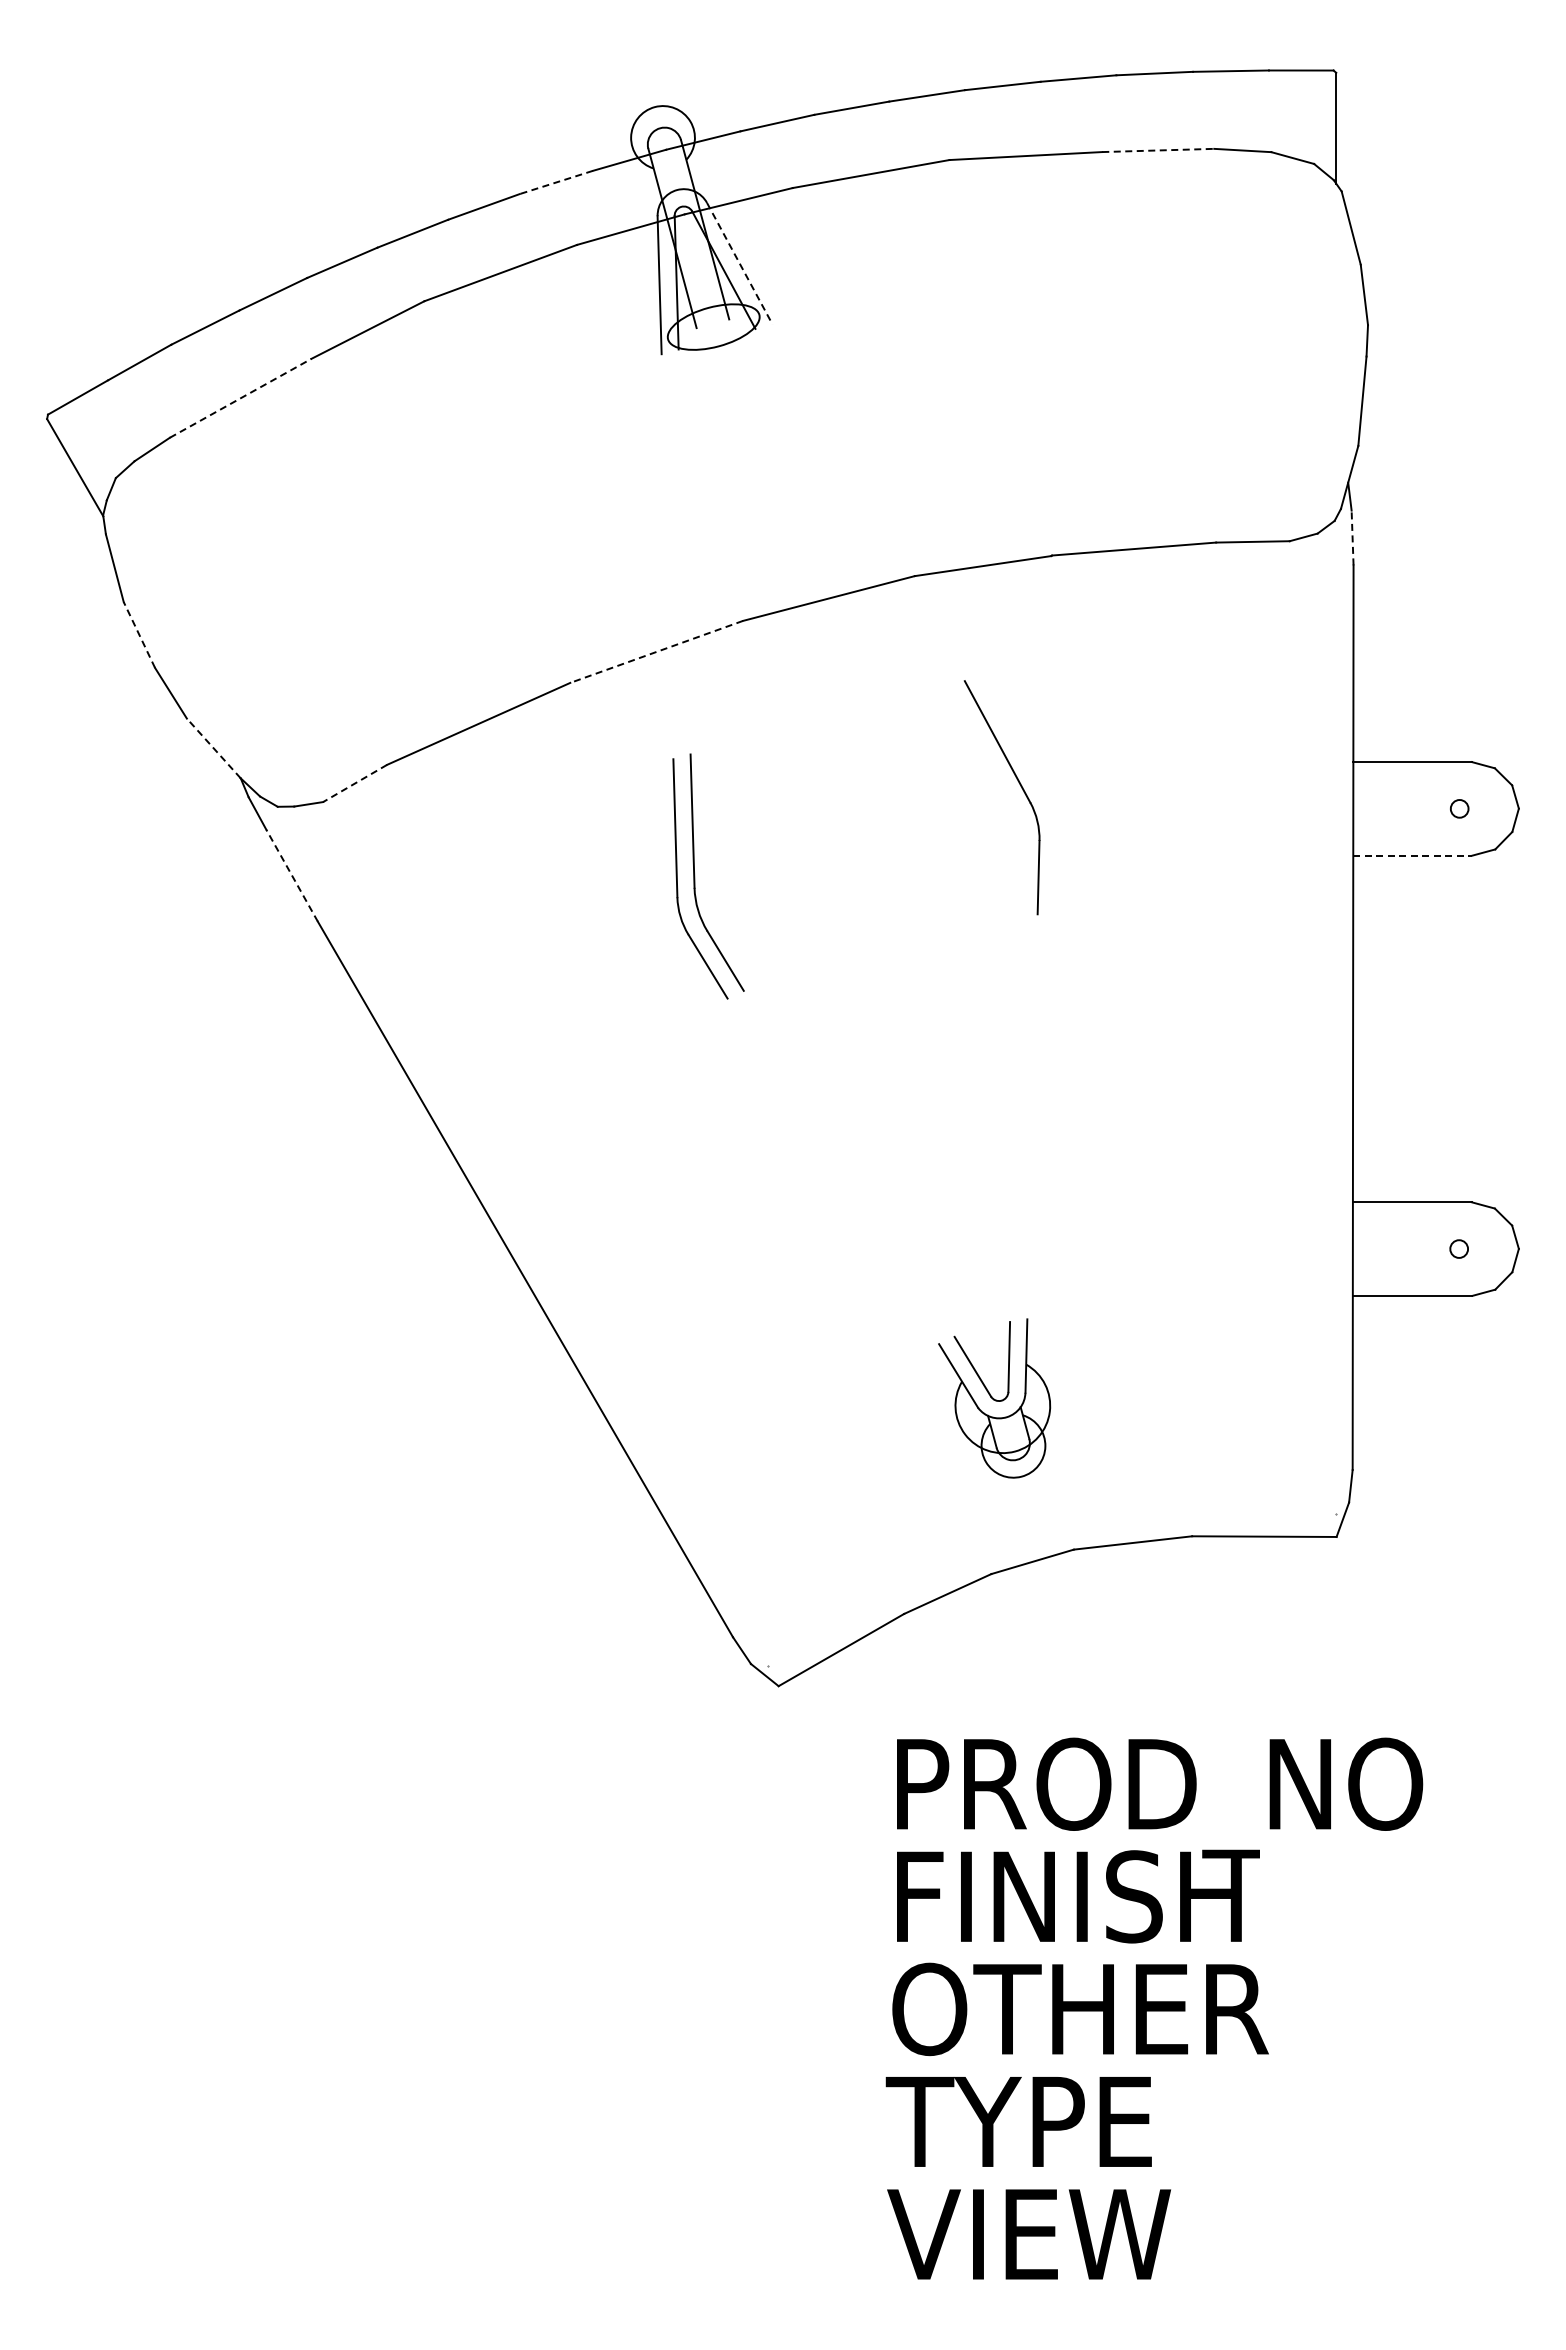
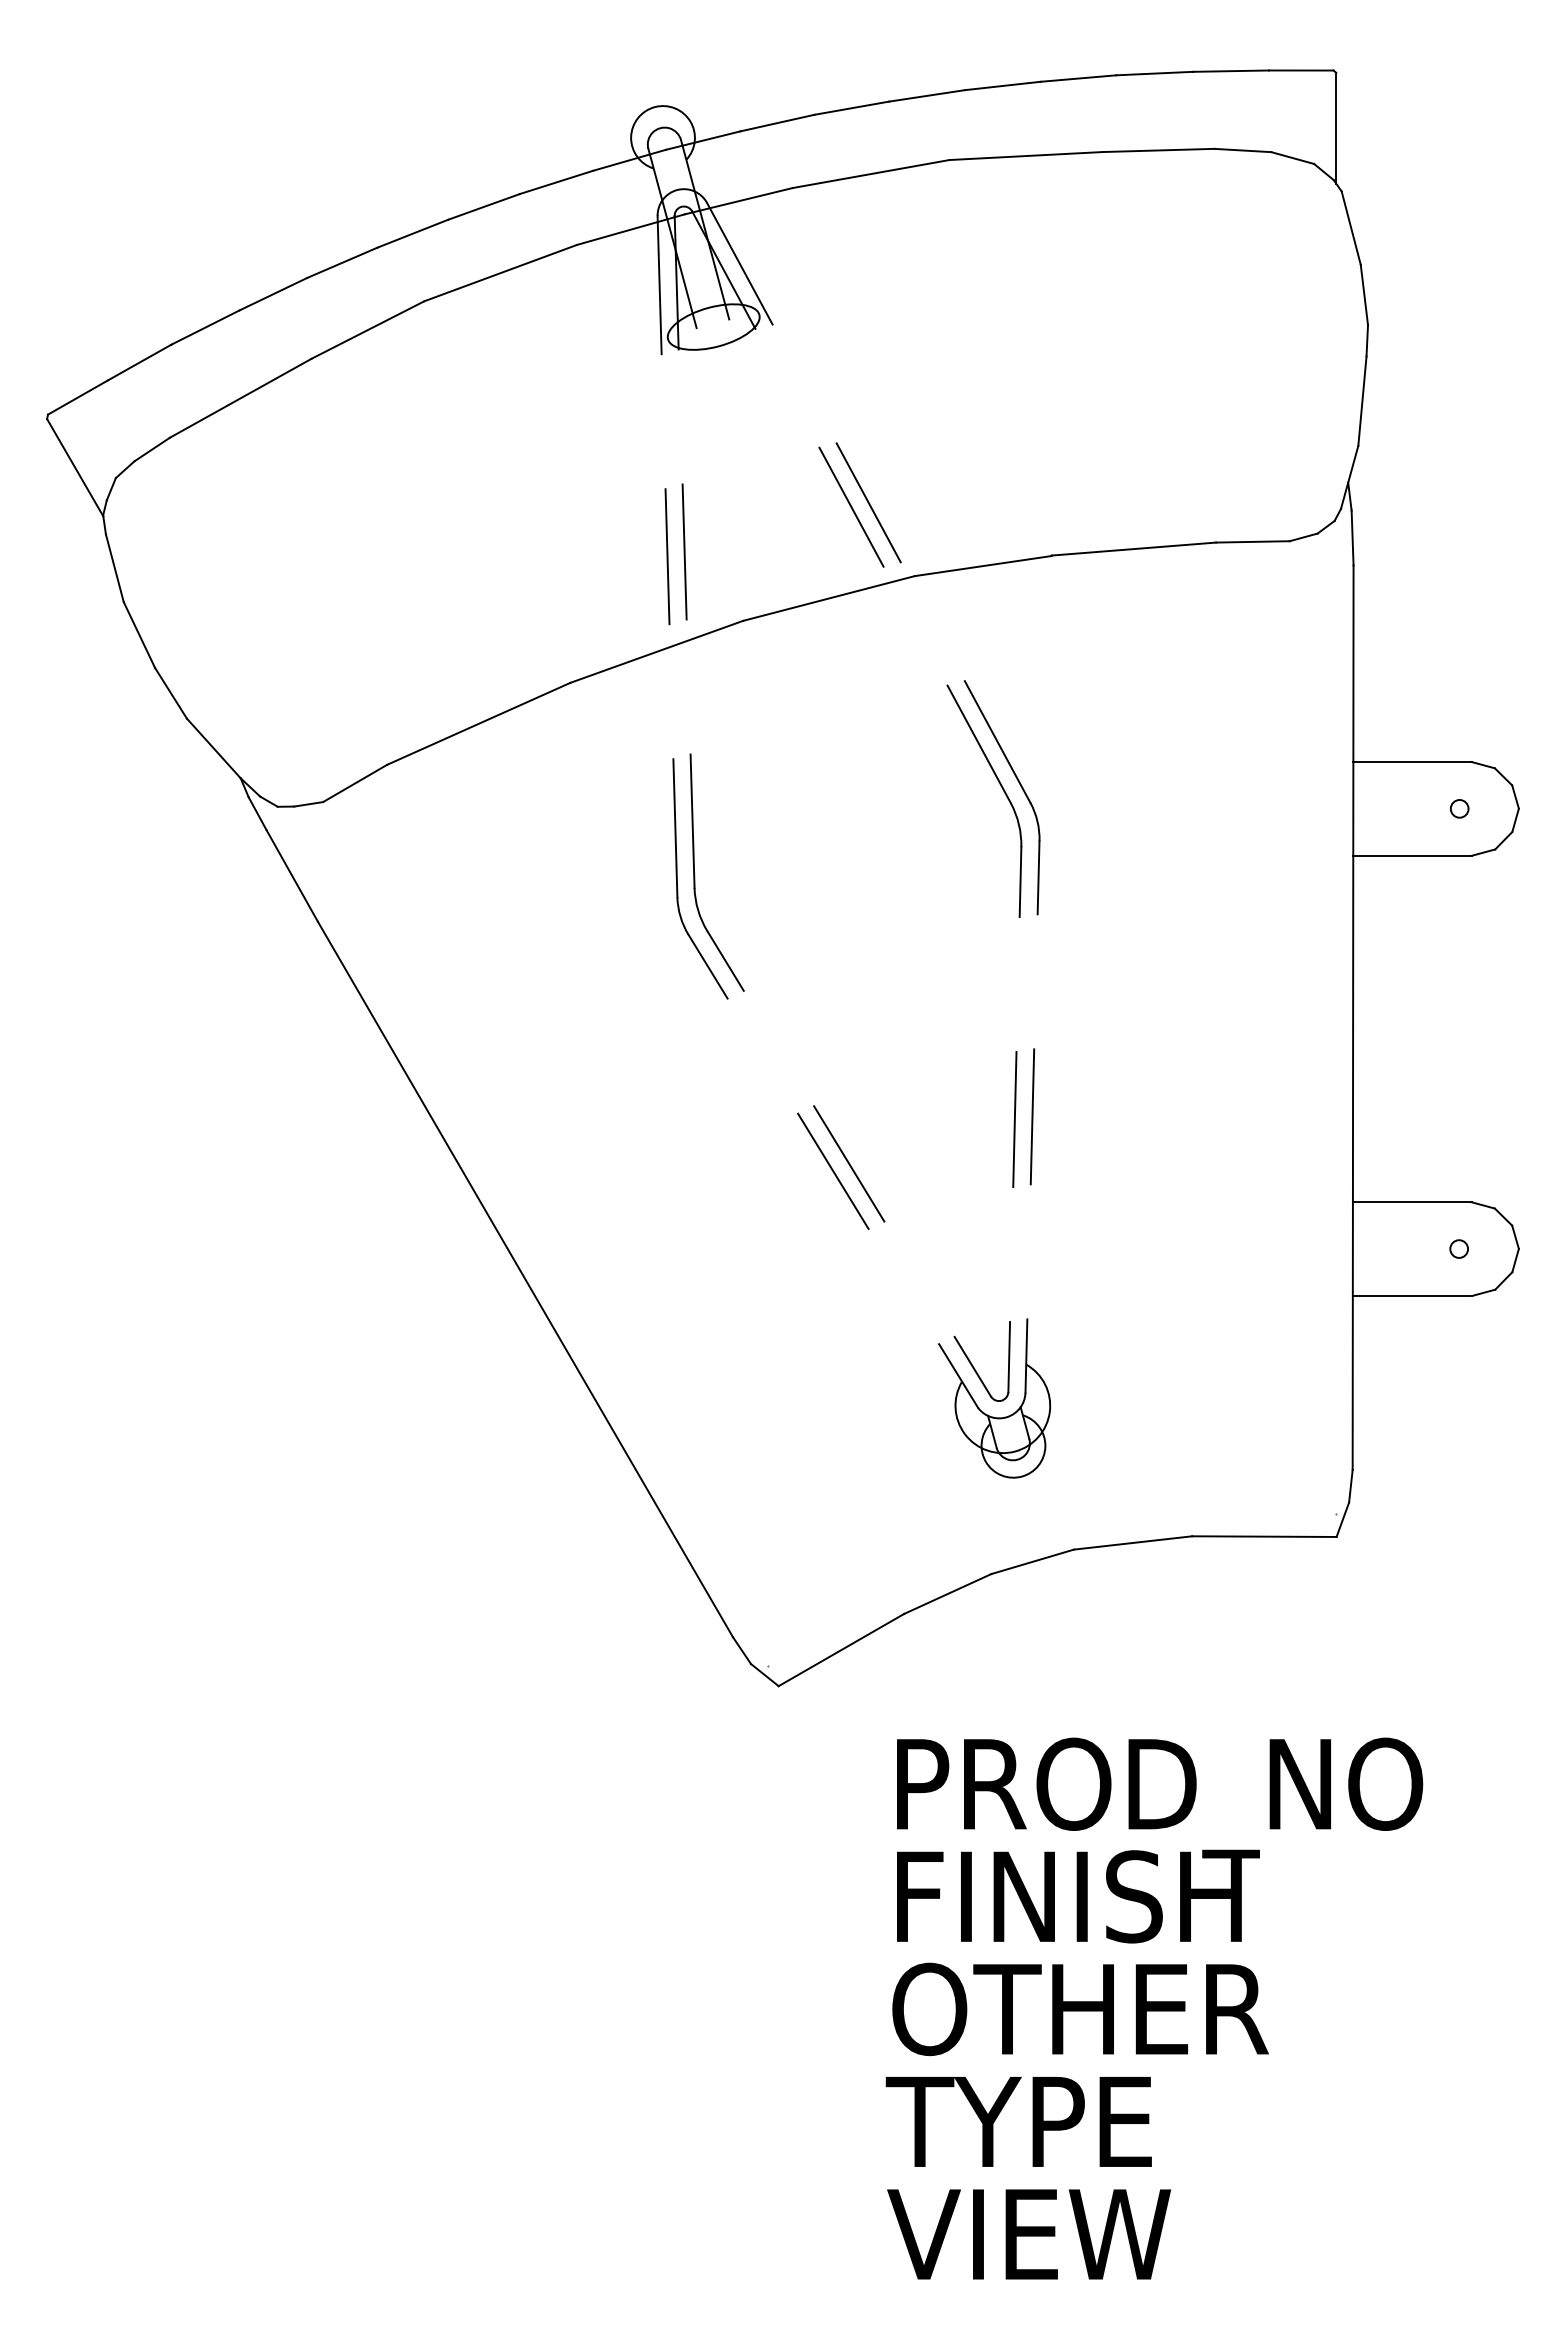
line: dashed -> solid (1158, 150)
line: dashed -> solid (555, 182)
line: dashed -> solid (740, 264)
line: dashed -> solid (241, 398)
line: none -> present (868, 502)
line: none -> present (851, 506)
line: dashed -> solid (1352, 537)
line: none -> present (684, 551)
line: none -> present (667, 556)
line: dashed -> solid (139, 634)
line: dashed -> solid (656, 651)
line: dashed -> solid (213, 748)
line: dashed -> solid (355, 783)
part: none -> present (1001, 788)
line: dashed -> solid (1412, 855)
line: dashed -> solid (292, 875)
line: none -> present (1032, 1116)
line: none -> present (1014, 1119)
line: none -> present (849, 1163)
line: none -> present (833, 1170)
